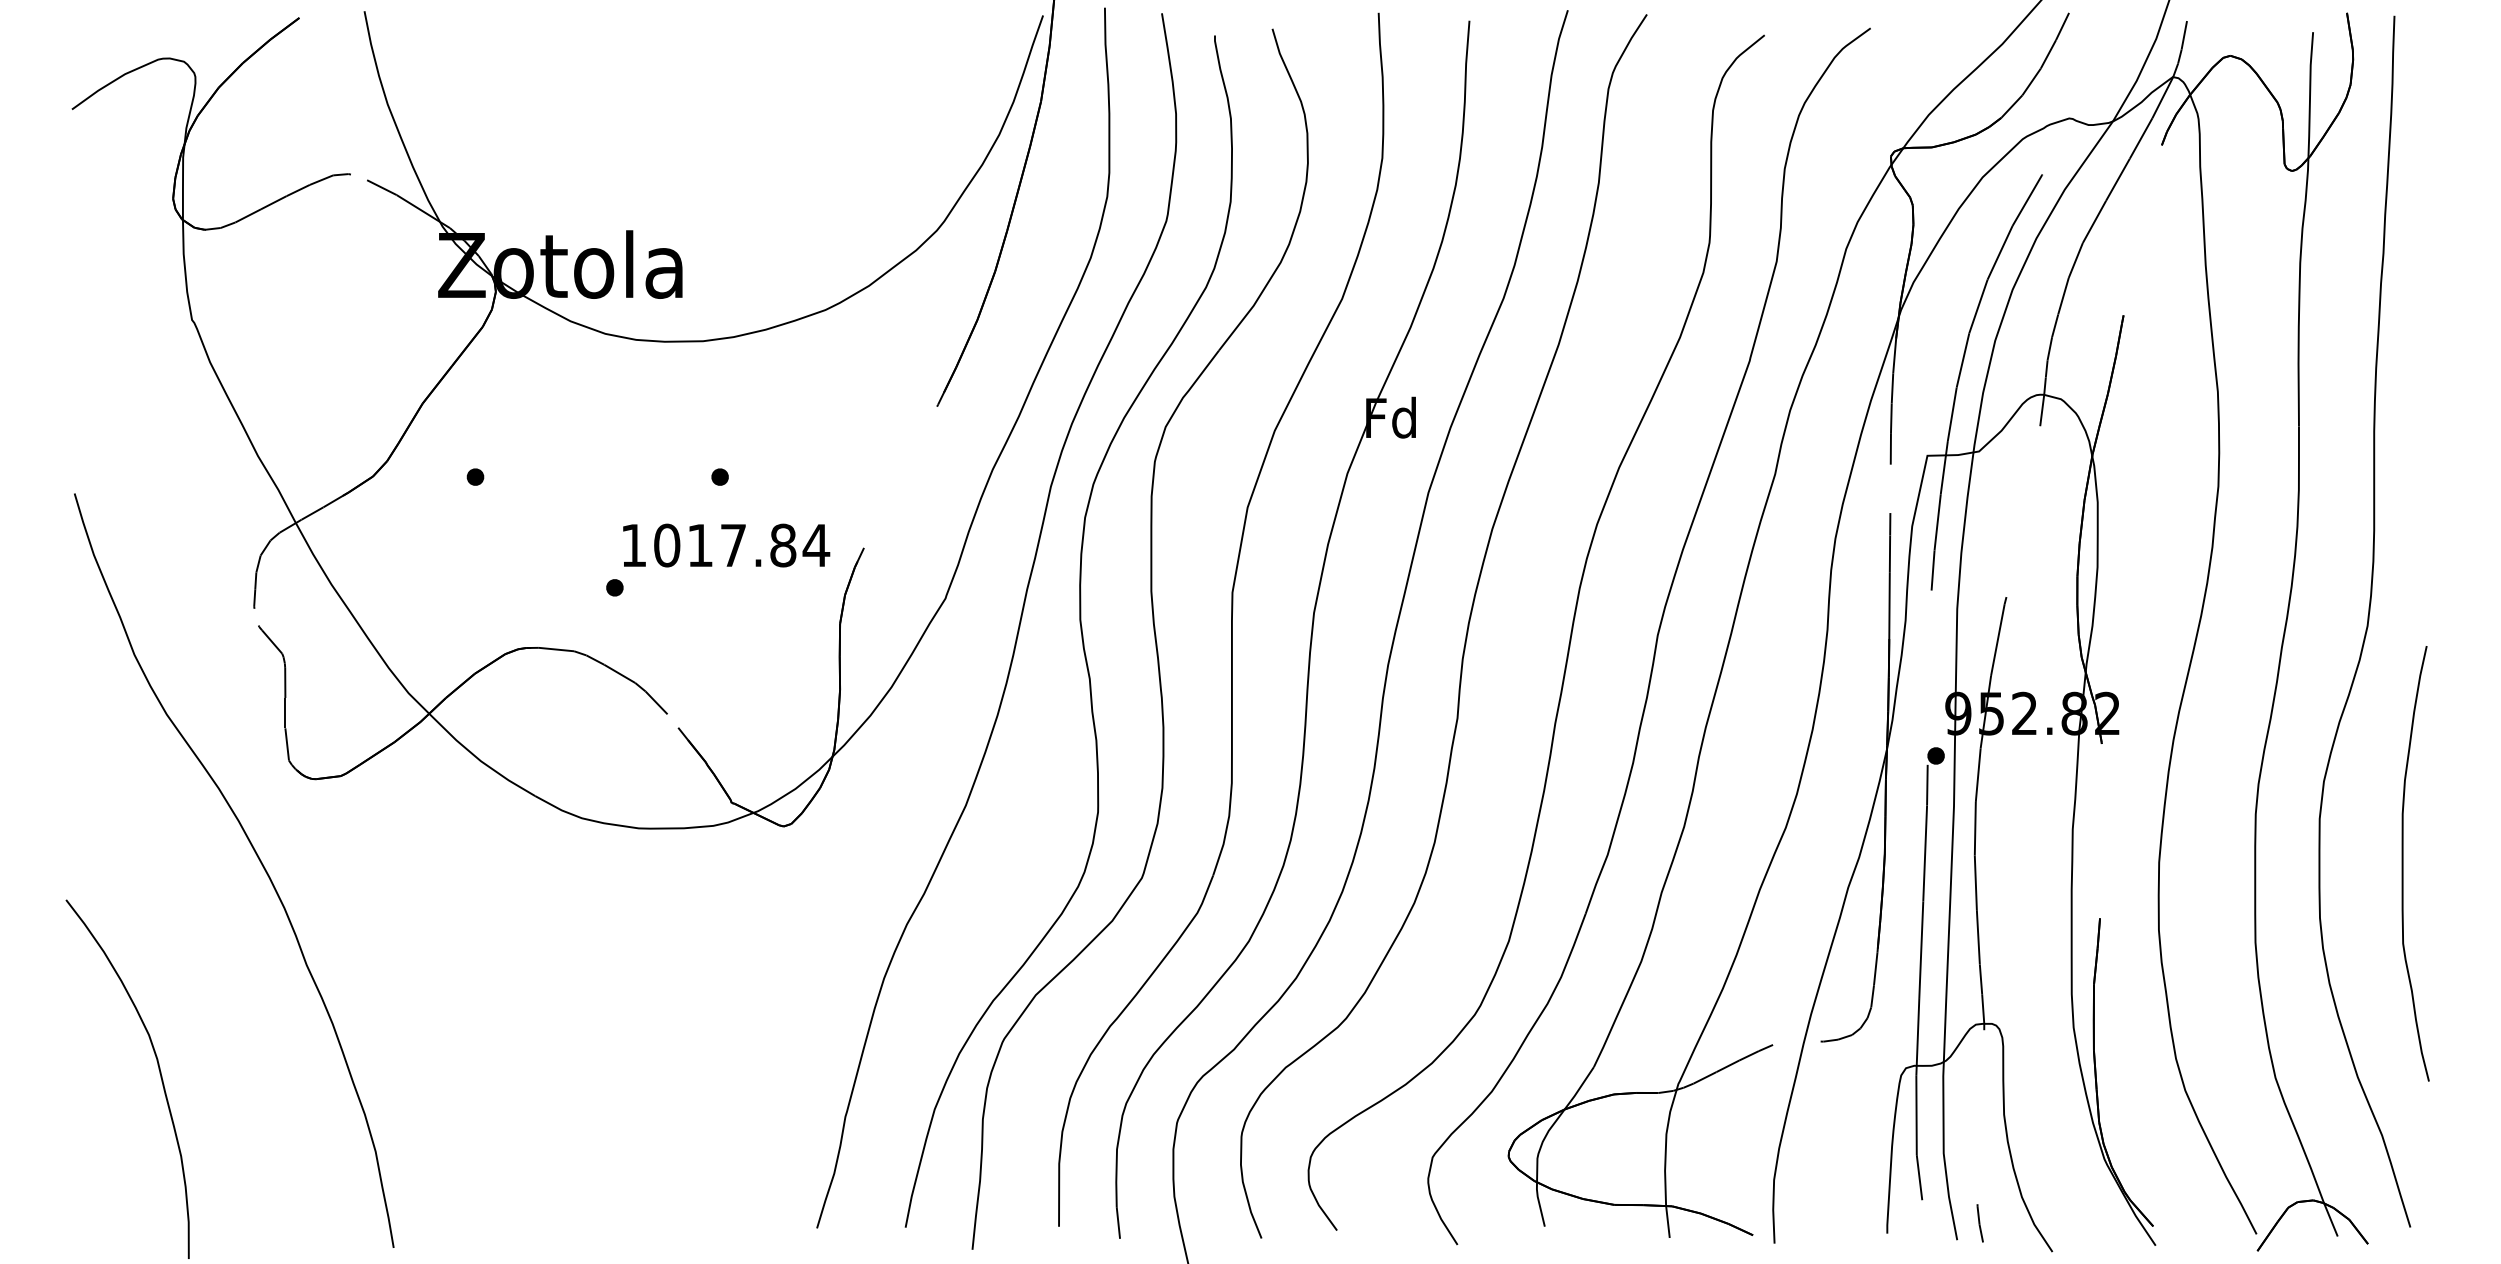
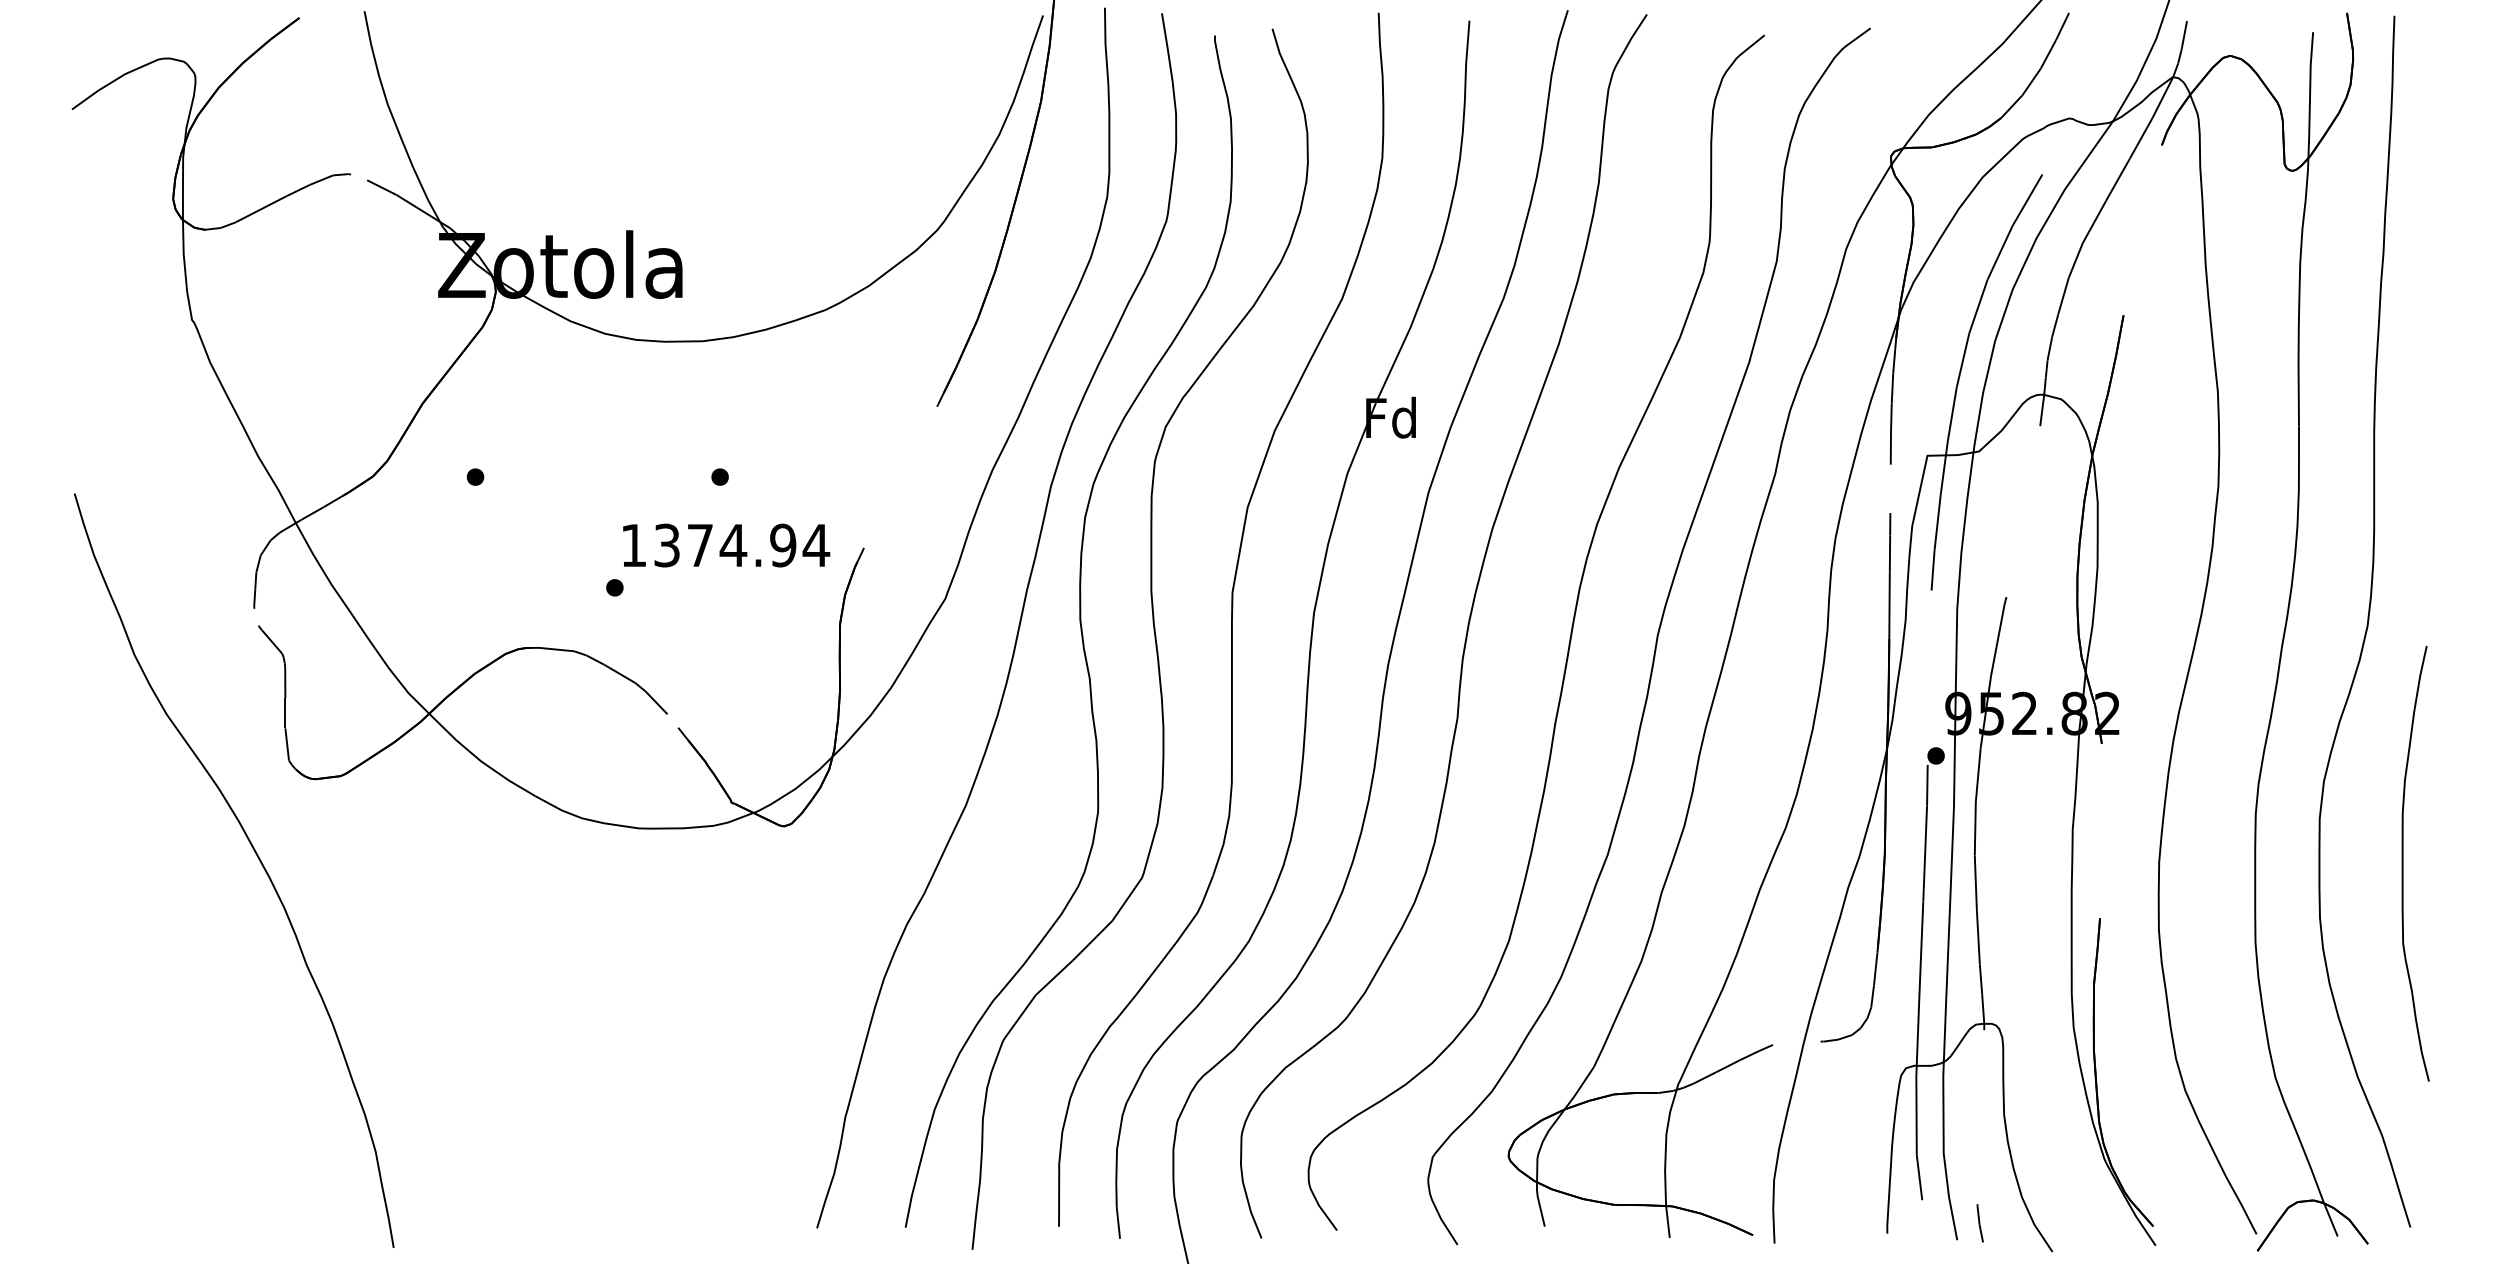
text: 1017.84 -> 1374.94 (725, 545)
curve: present -> none (158, 1069)
